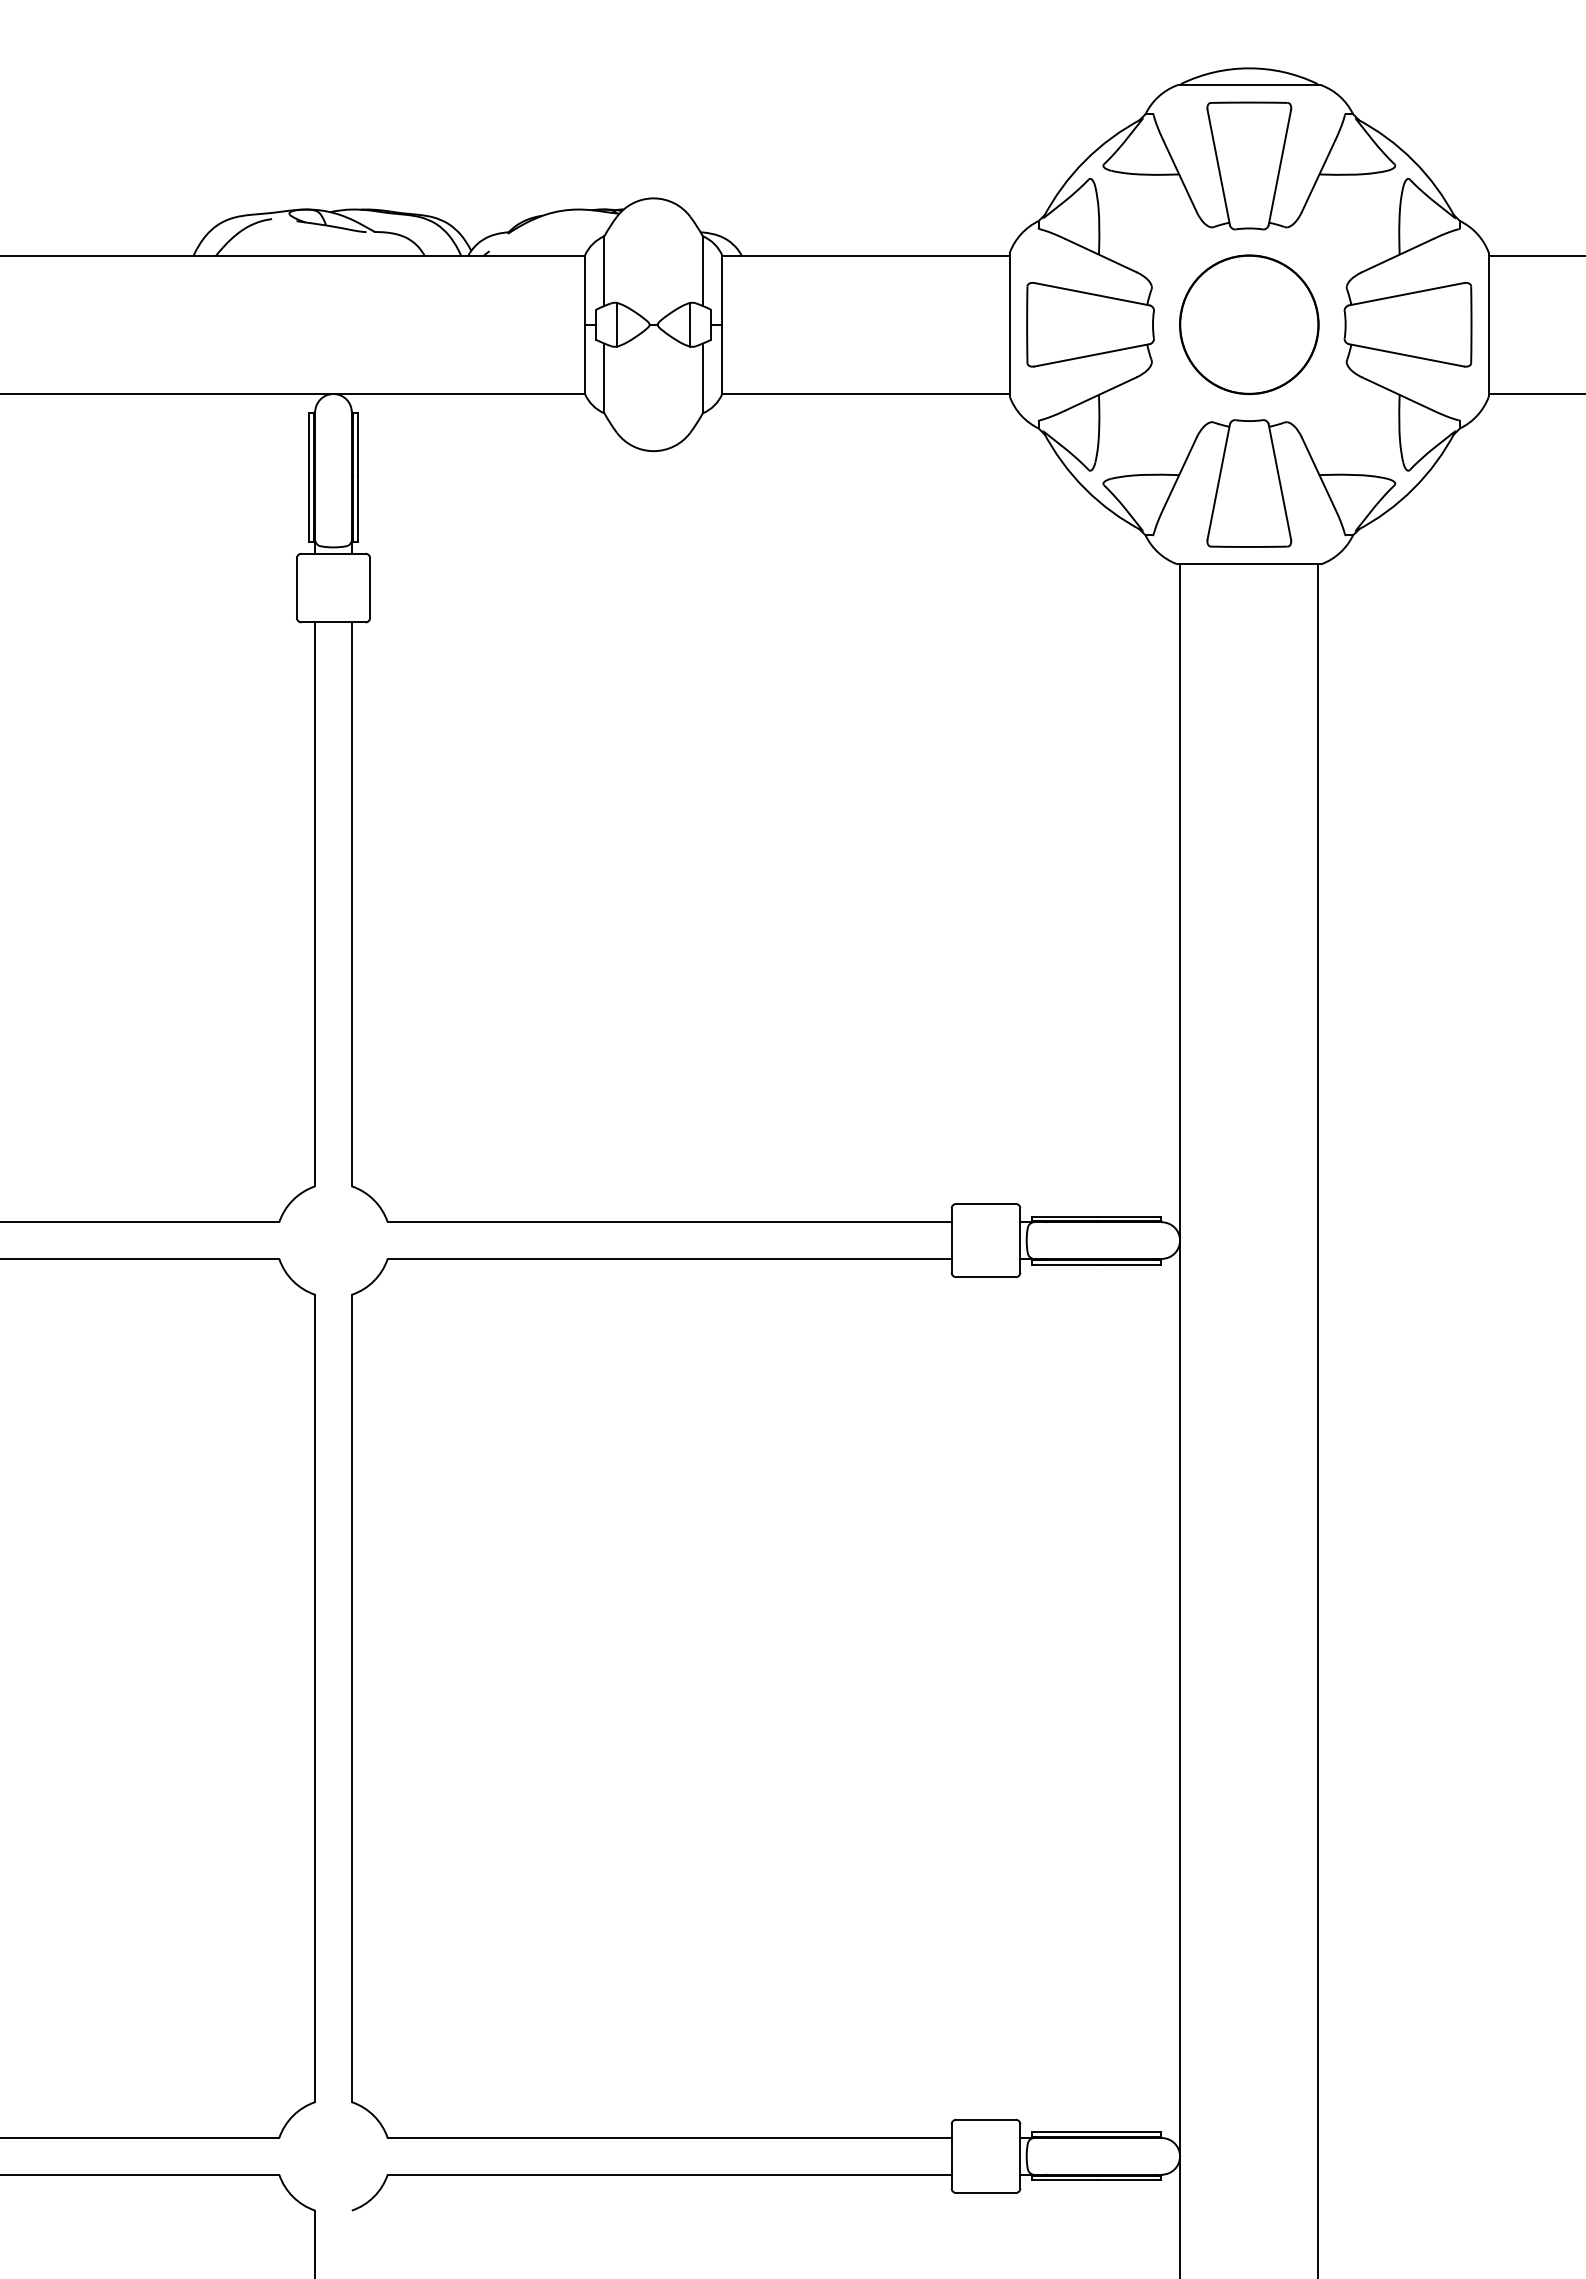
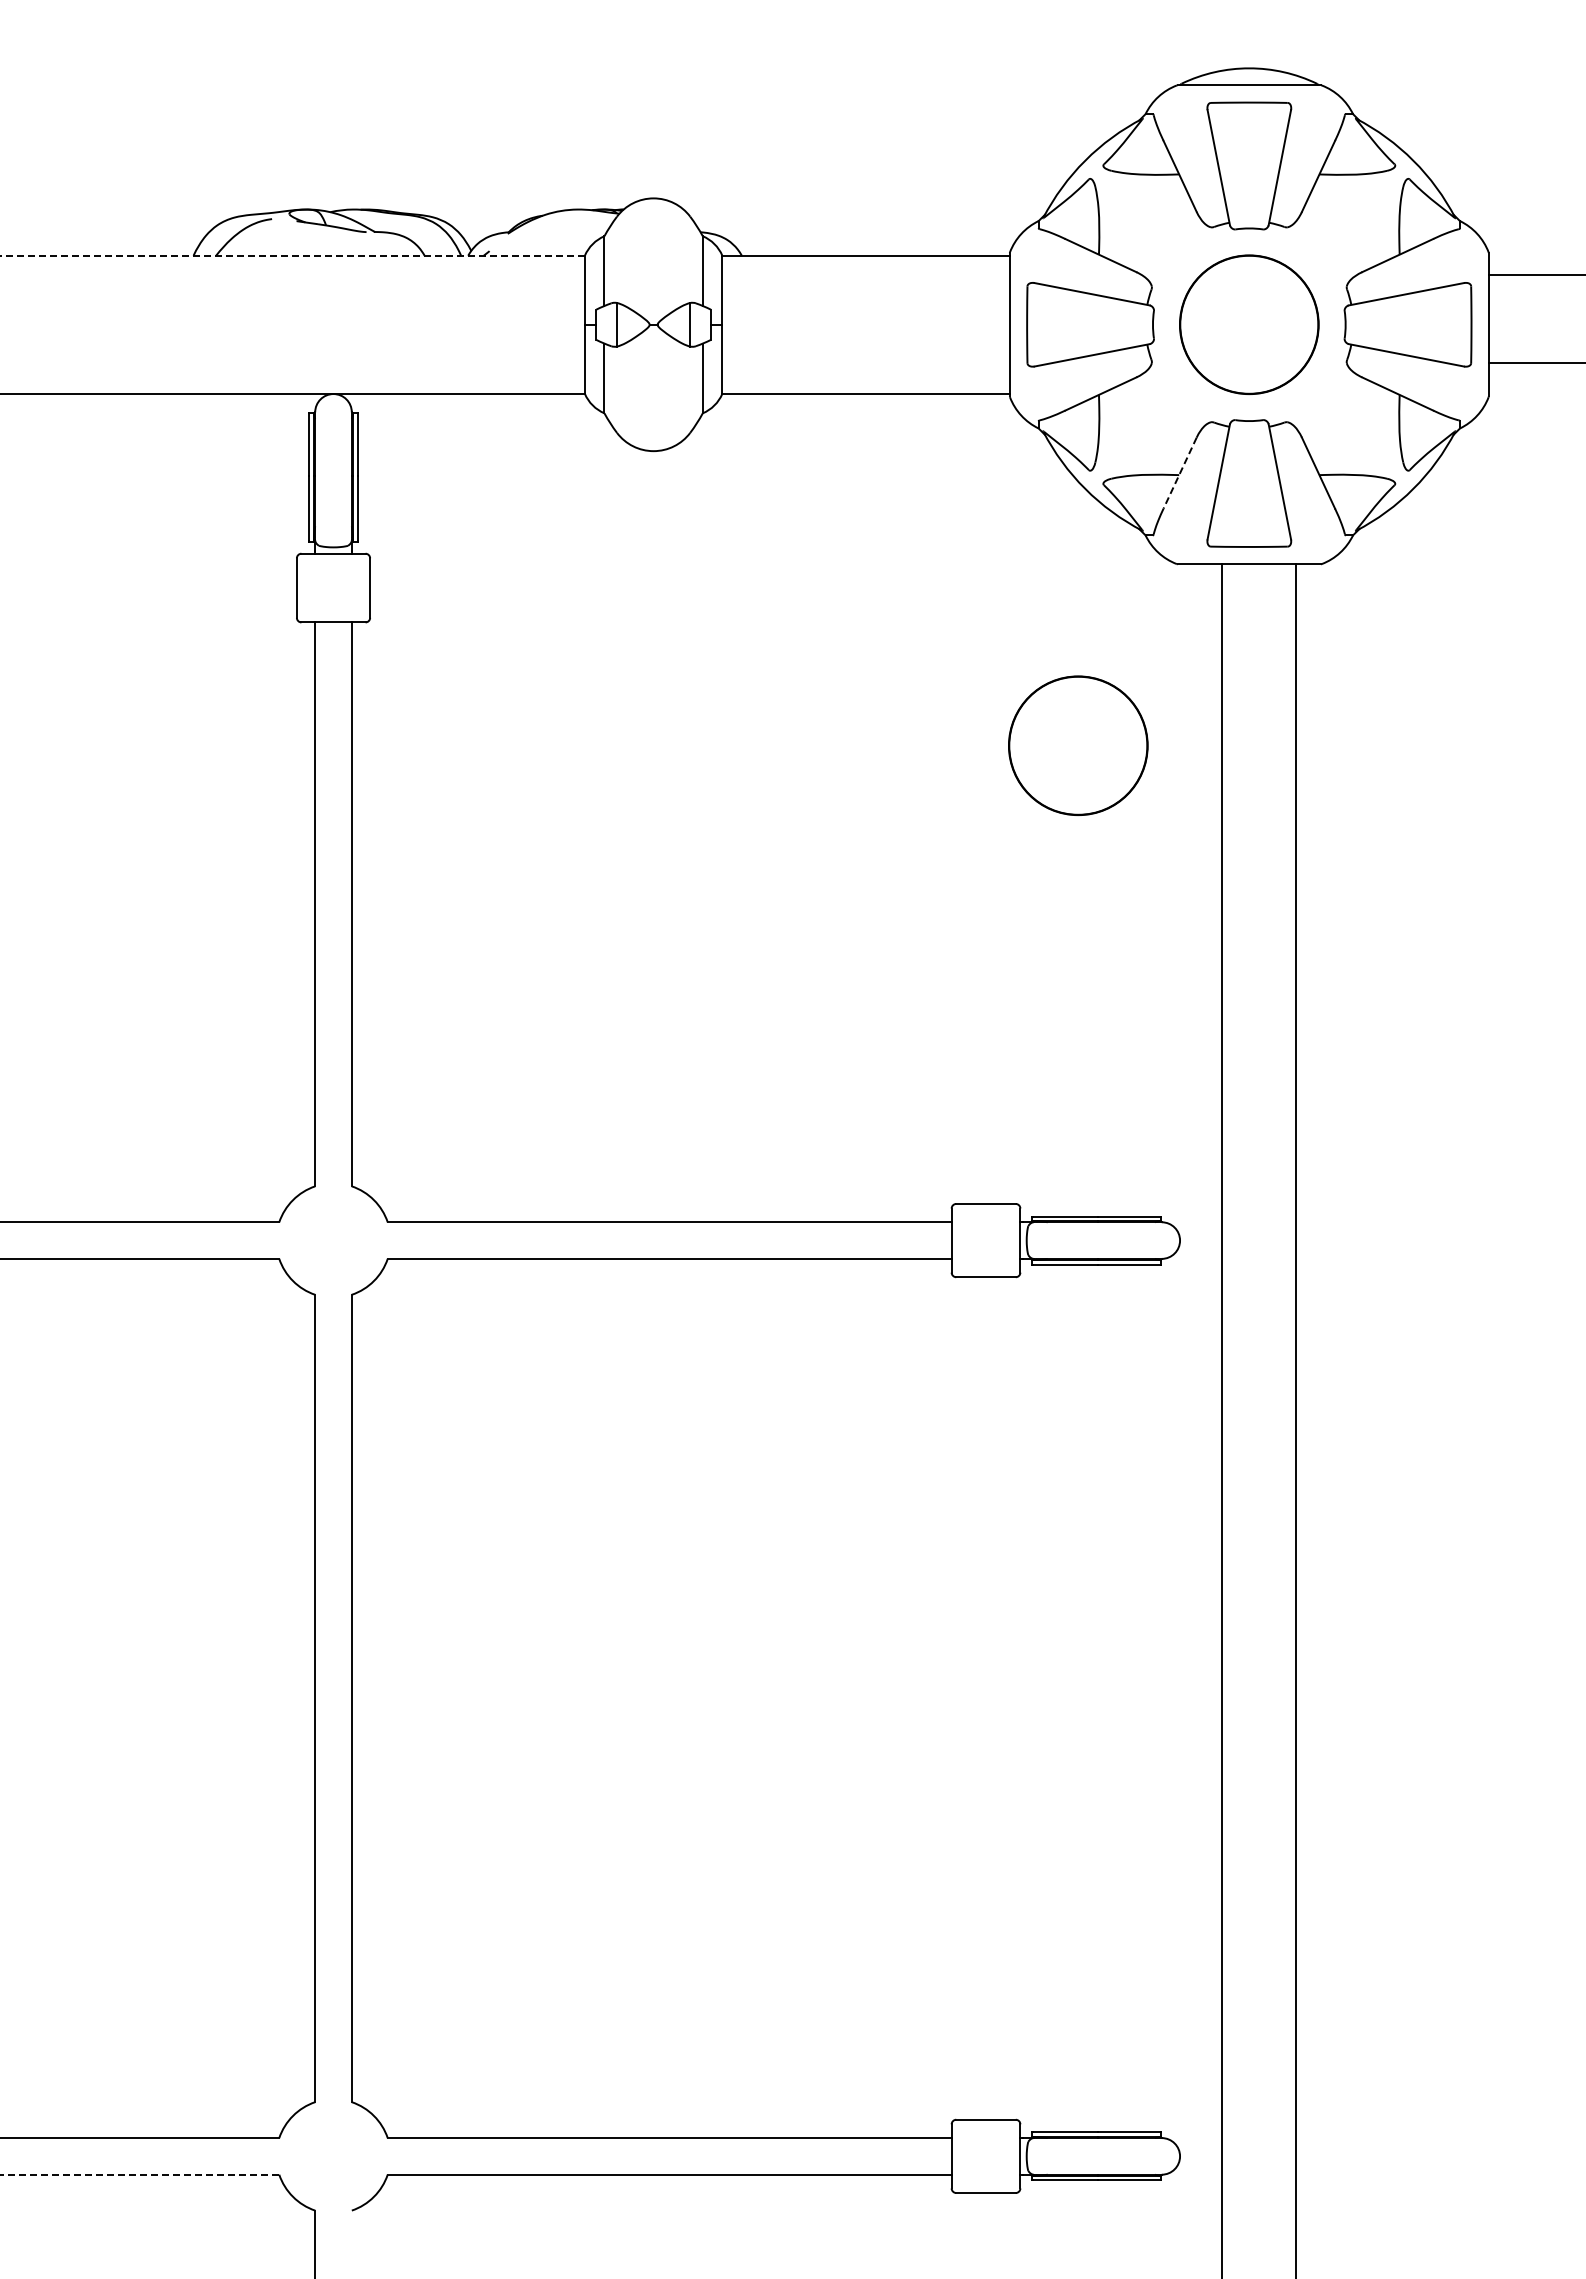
line: solid -> dashed (292, 255)
line position: (1535, 255) -> (1535, 274) (1535, 274)
line position: (1535, 393) -> (1535, 362) (1535, 362)
line: solid -> dashed (1179, 473)
circle: none -> present (1078, 745)
line position: (1180, 1419) -> (1222, 1419) (1222, 1419)
line position: (1318, 1419) -> (1296, 1419) (1296, 1419)
line: solid -> dashed (139, 2174)
